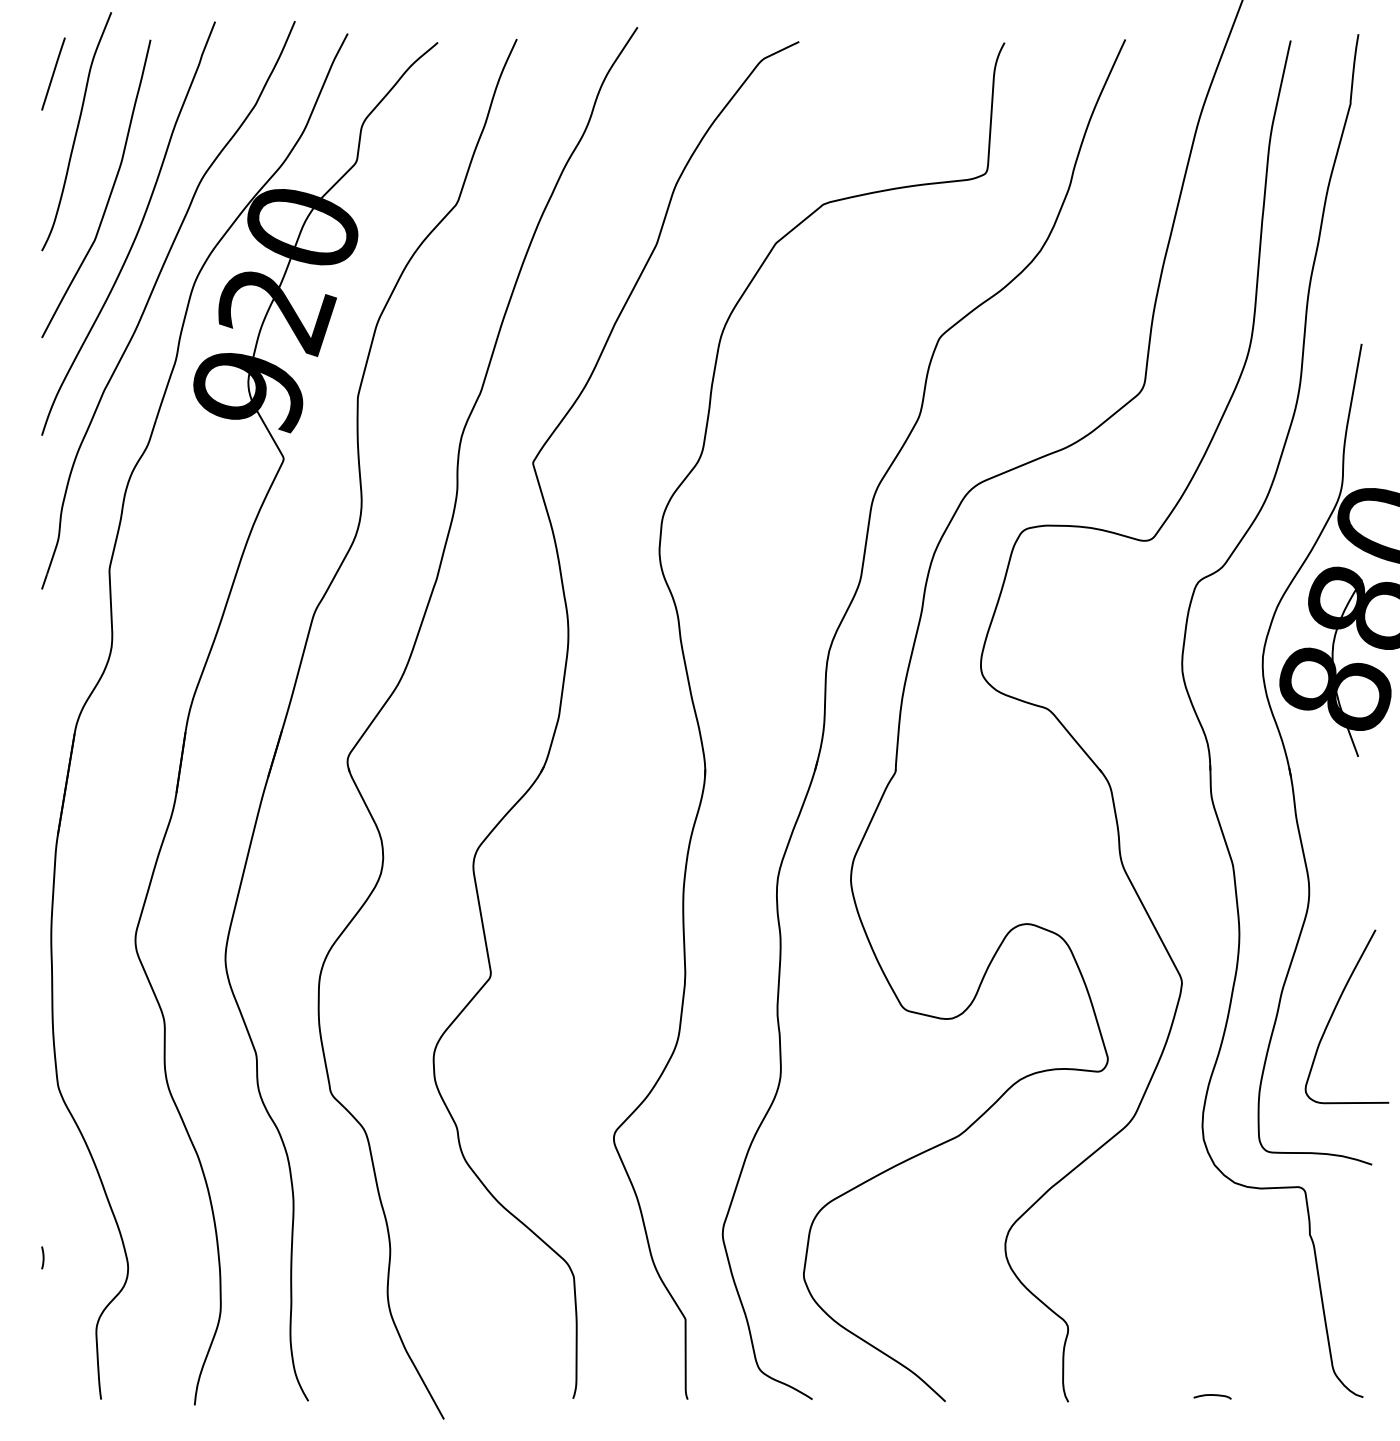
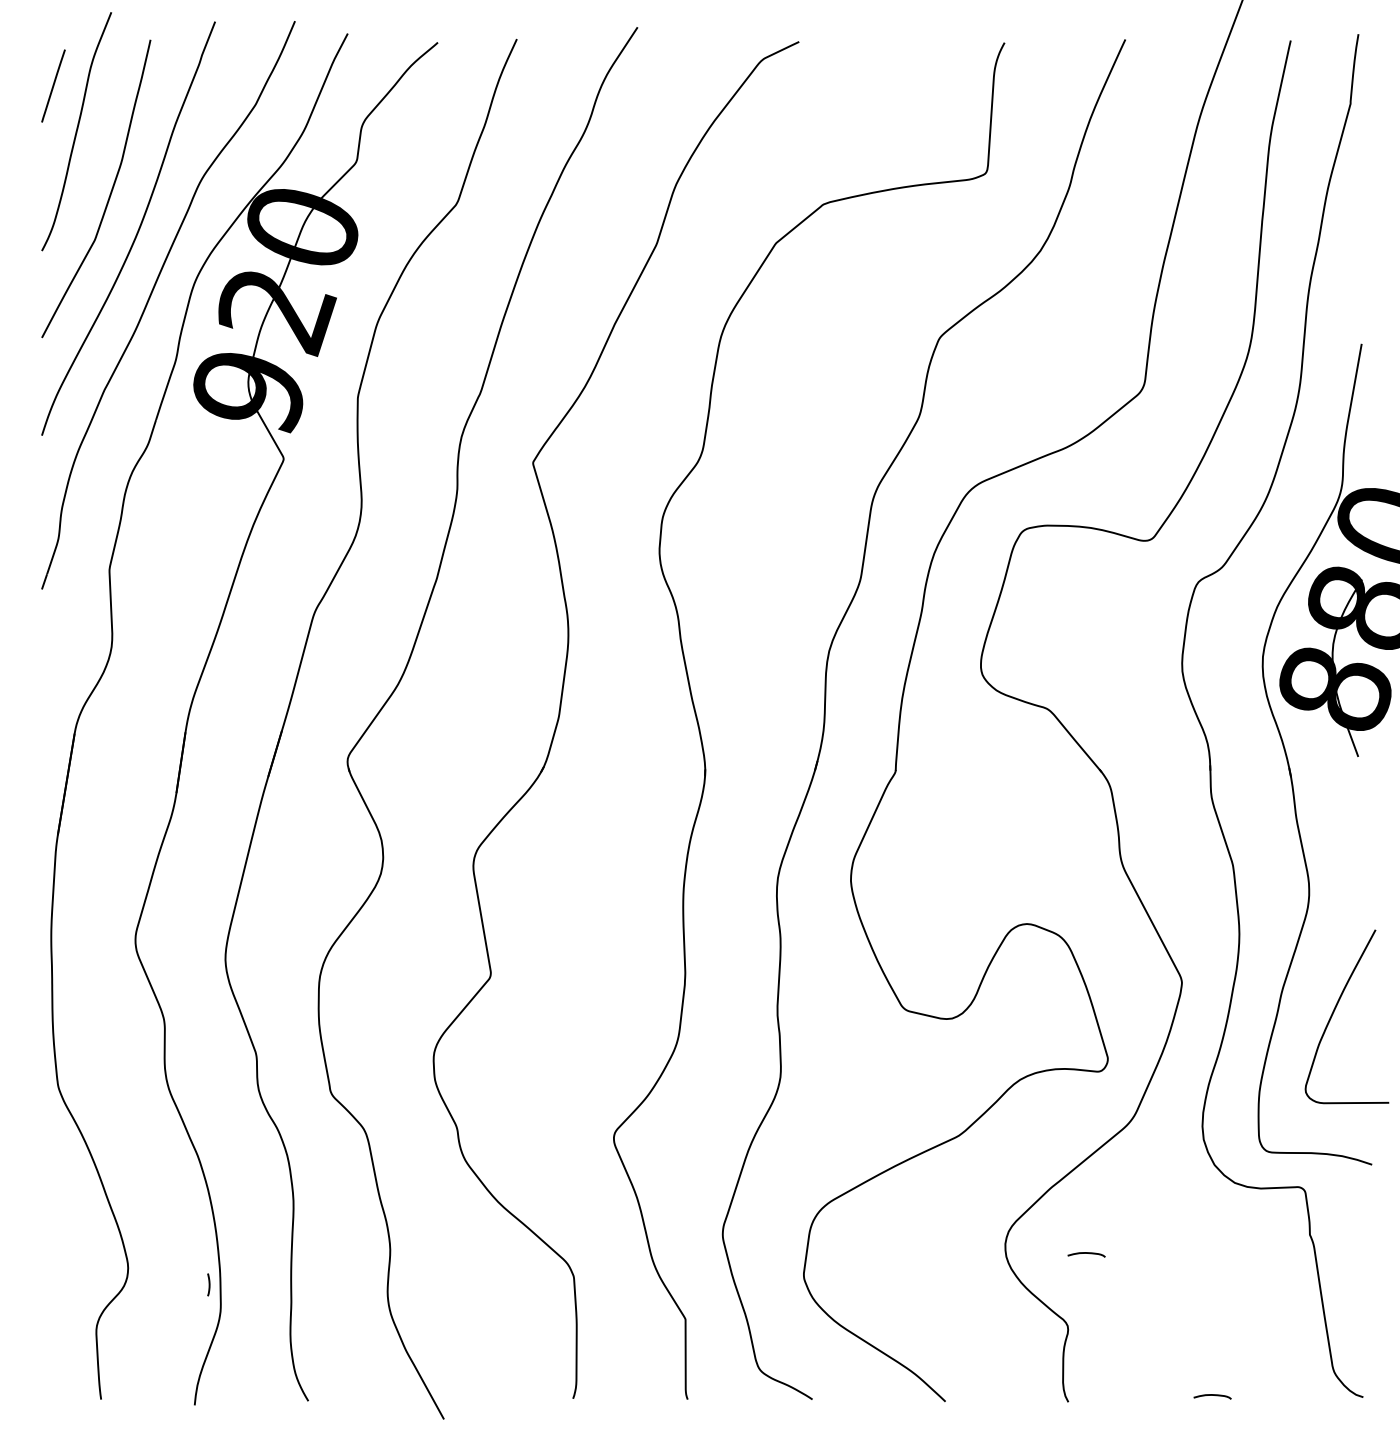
line position: (53, 73) -> (53, 85) (53, 85)
curve: none -> present (1086, 1253)
line position: (42, 1257) -> (208, 1284) (208, 1284)
